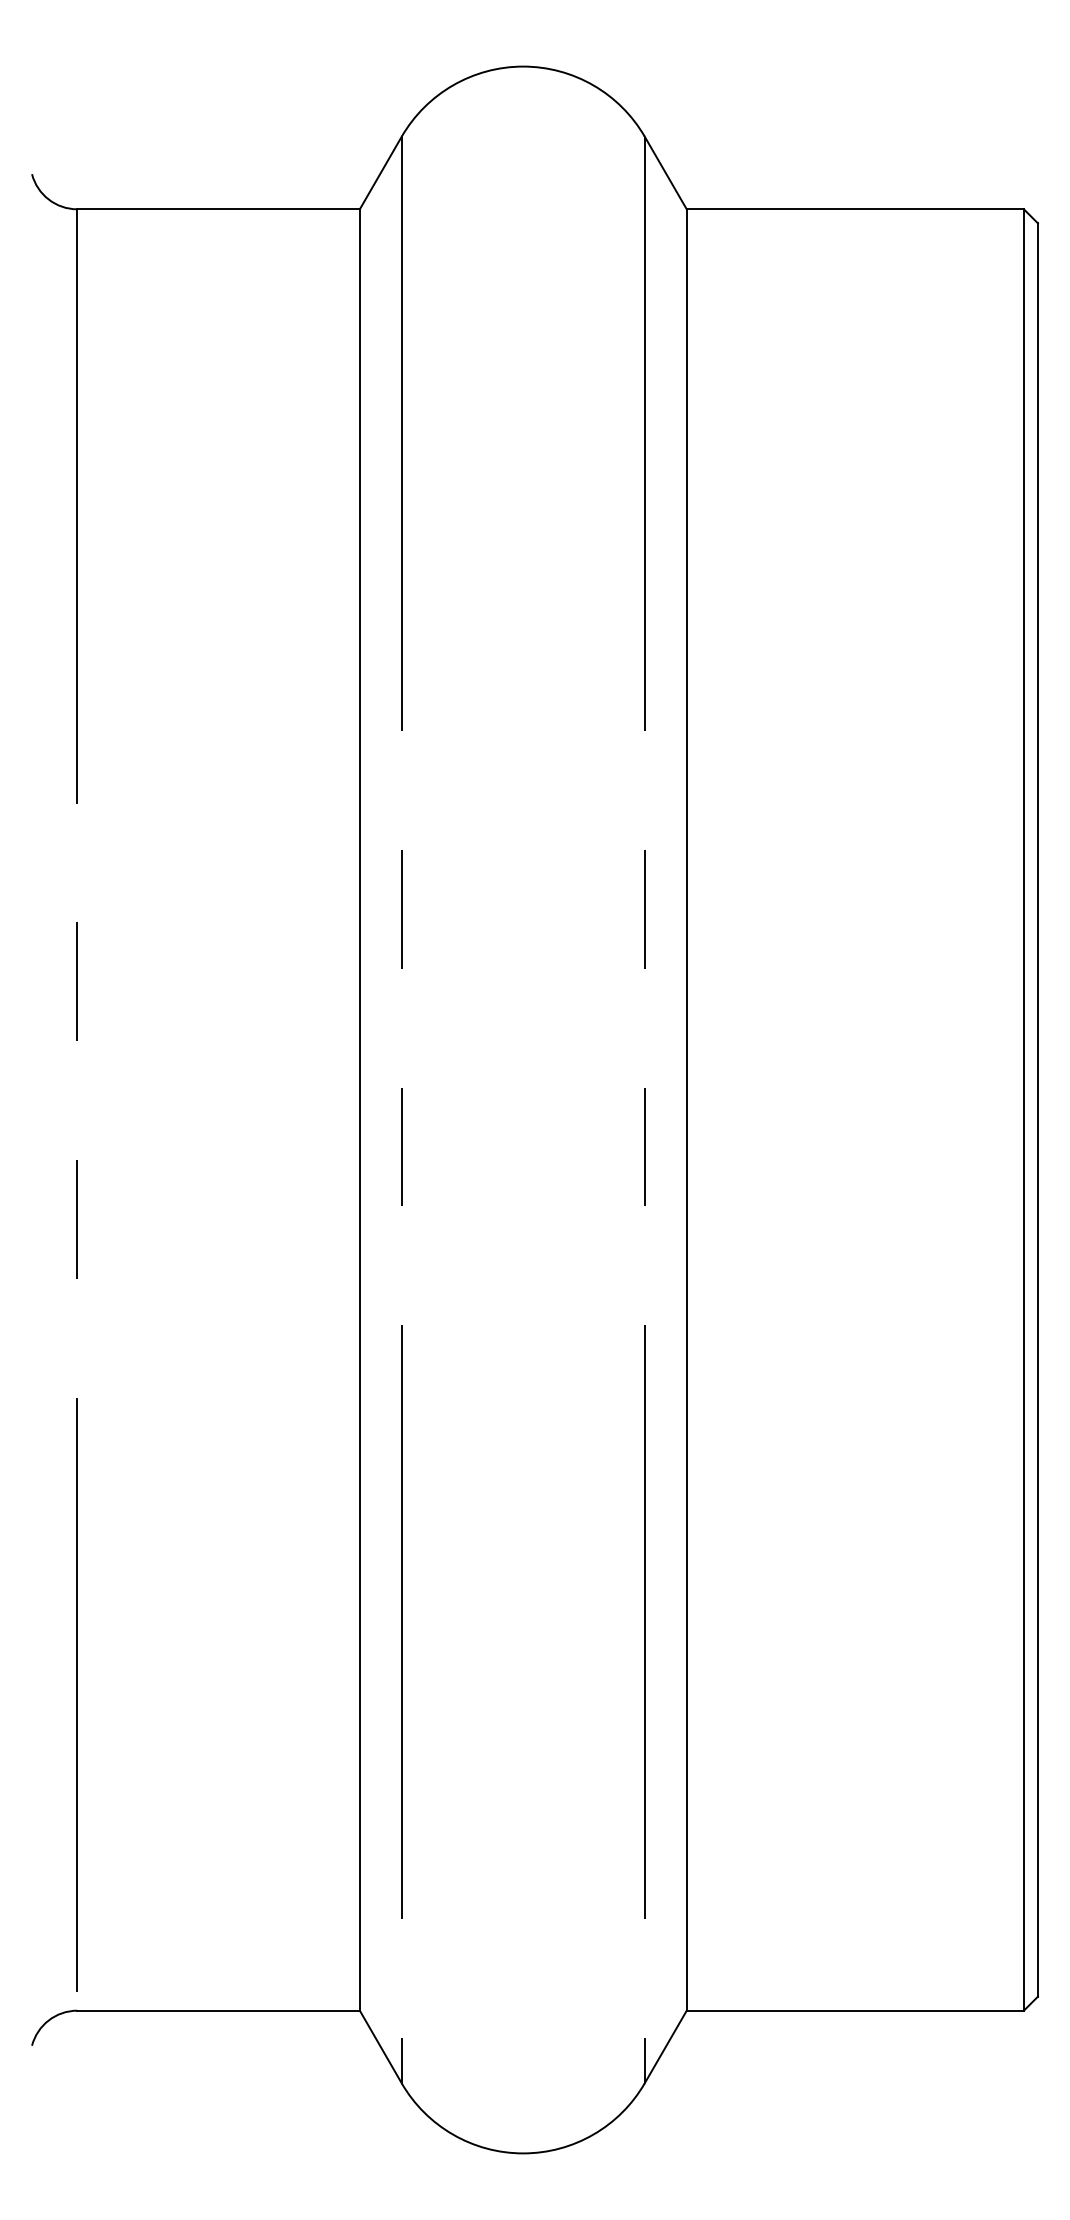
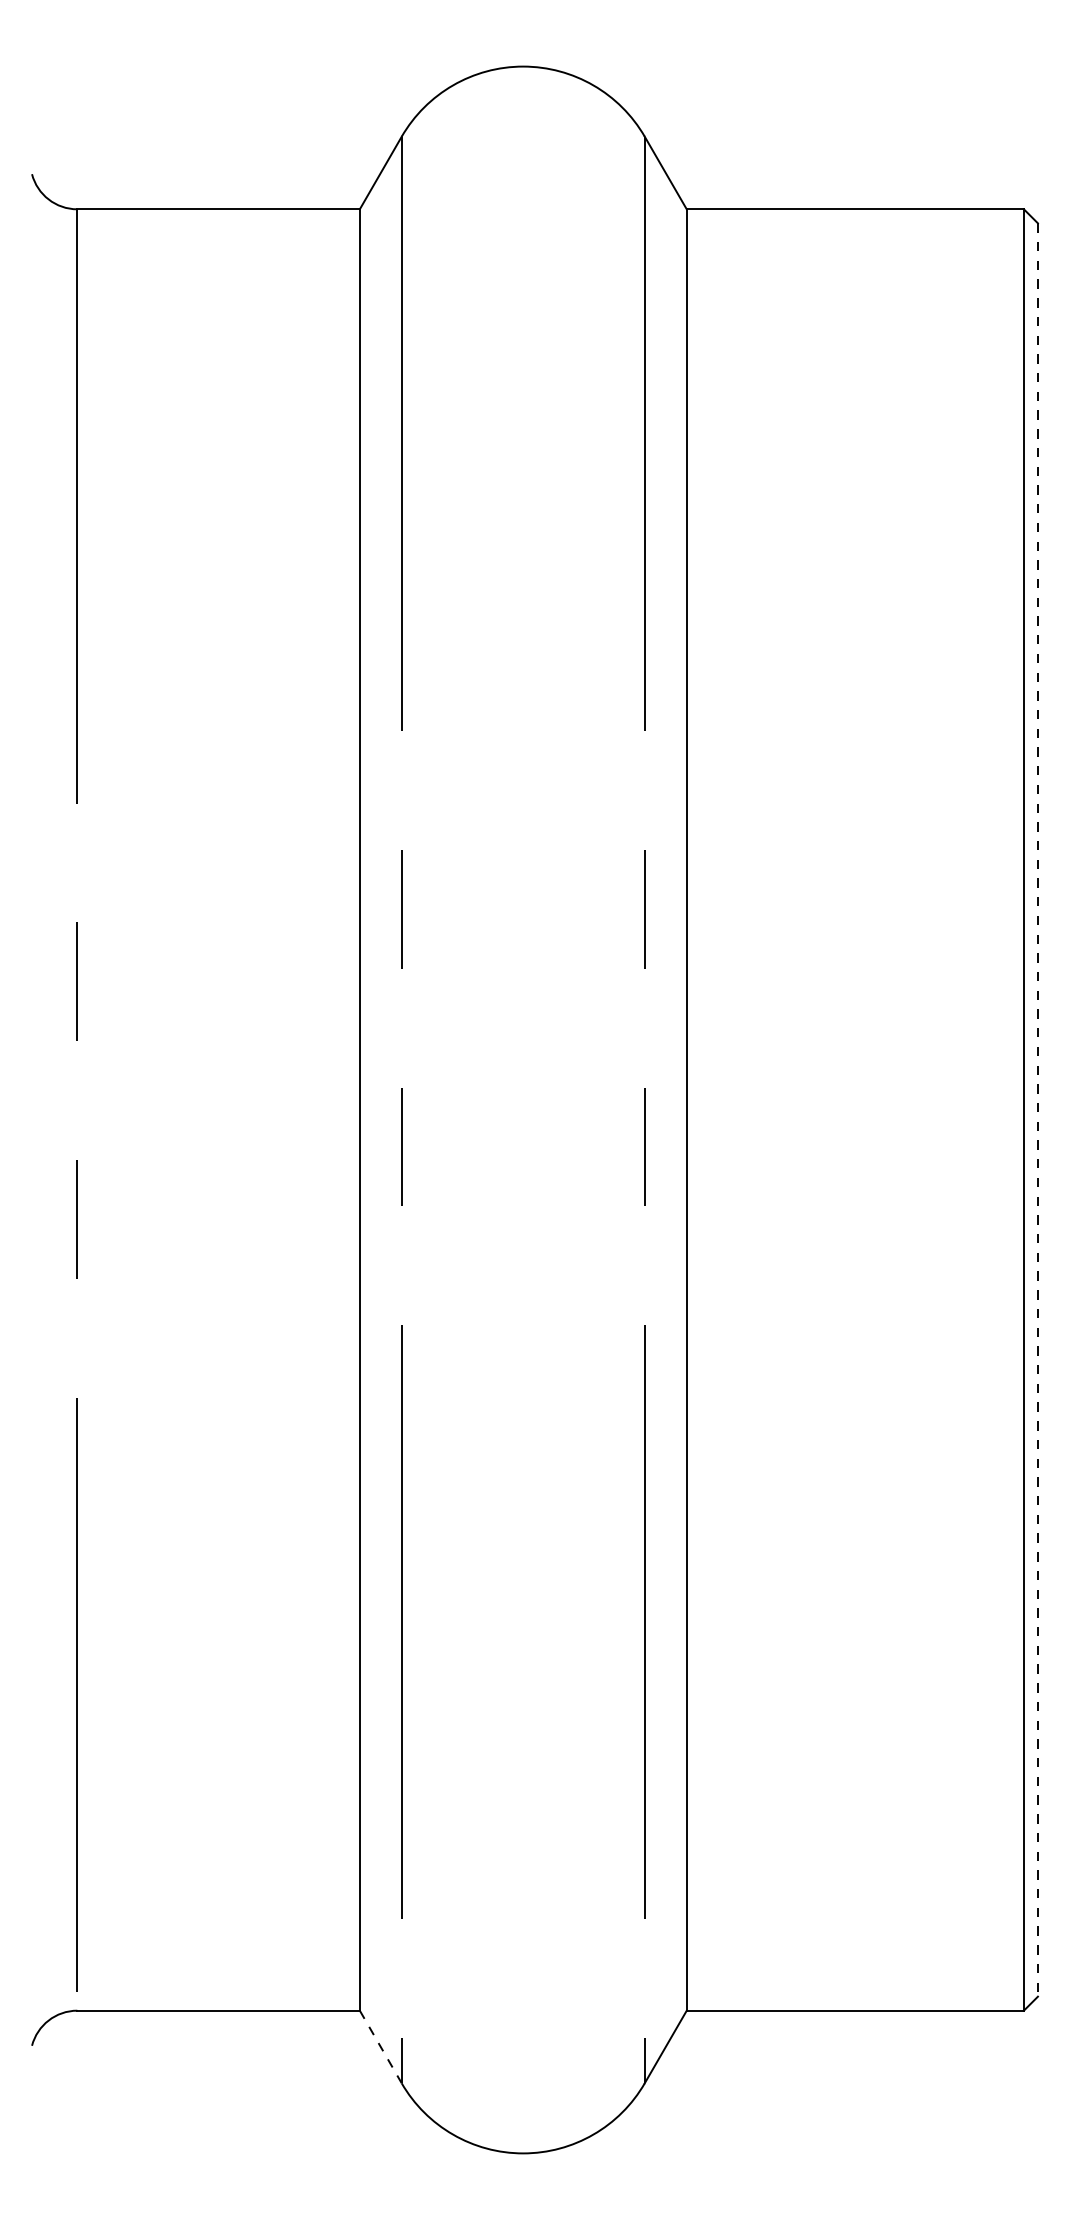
line: solid -> dashed (1037, 1110)
line: solid -> dashed (380, 2046)
